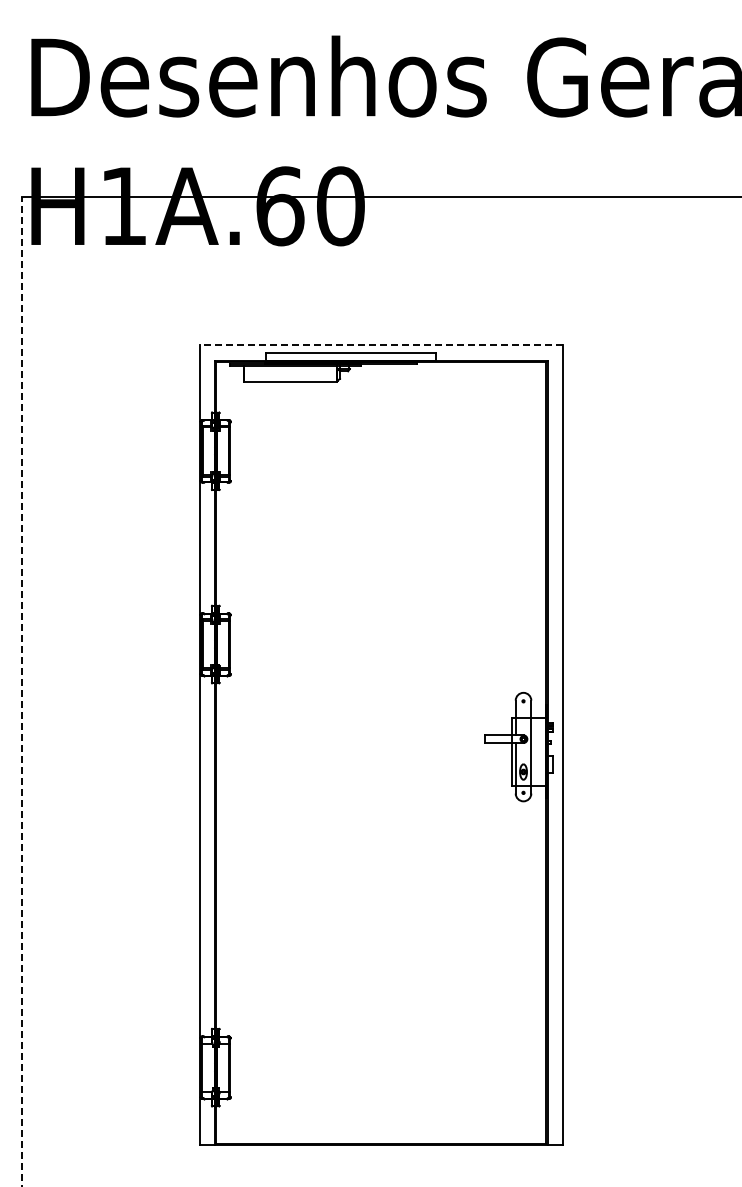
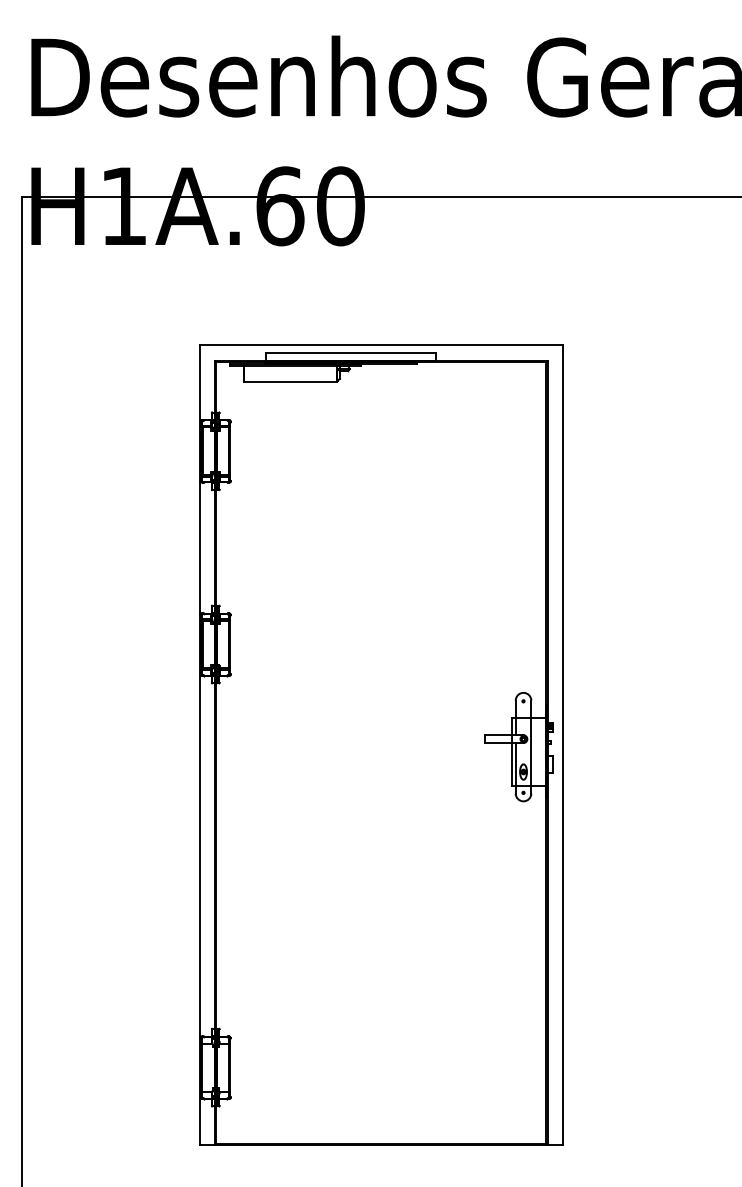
line: dashed -> solid (381, 345)
line: dashed -> solid (22, 691)
